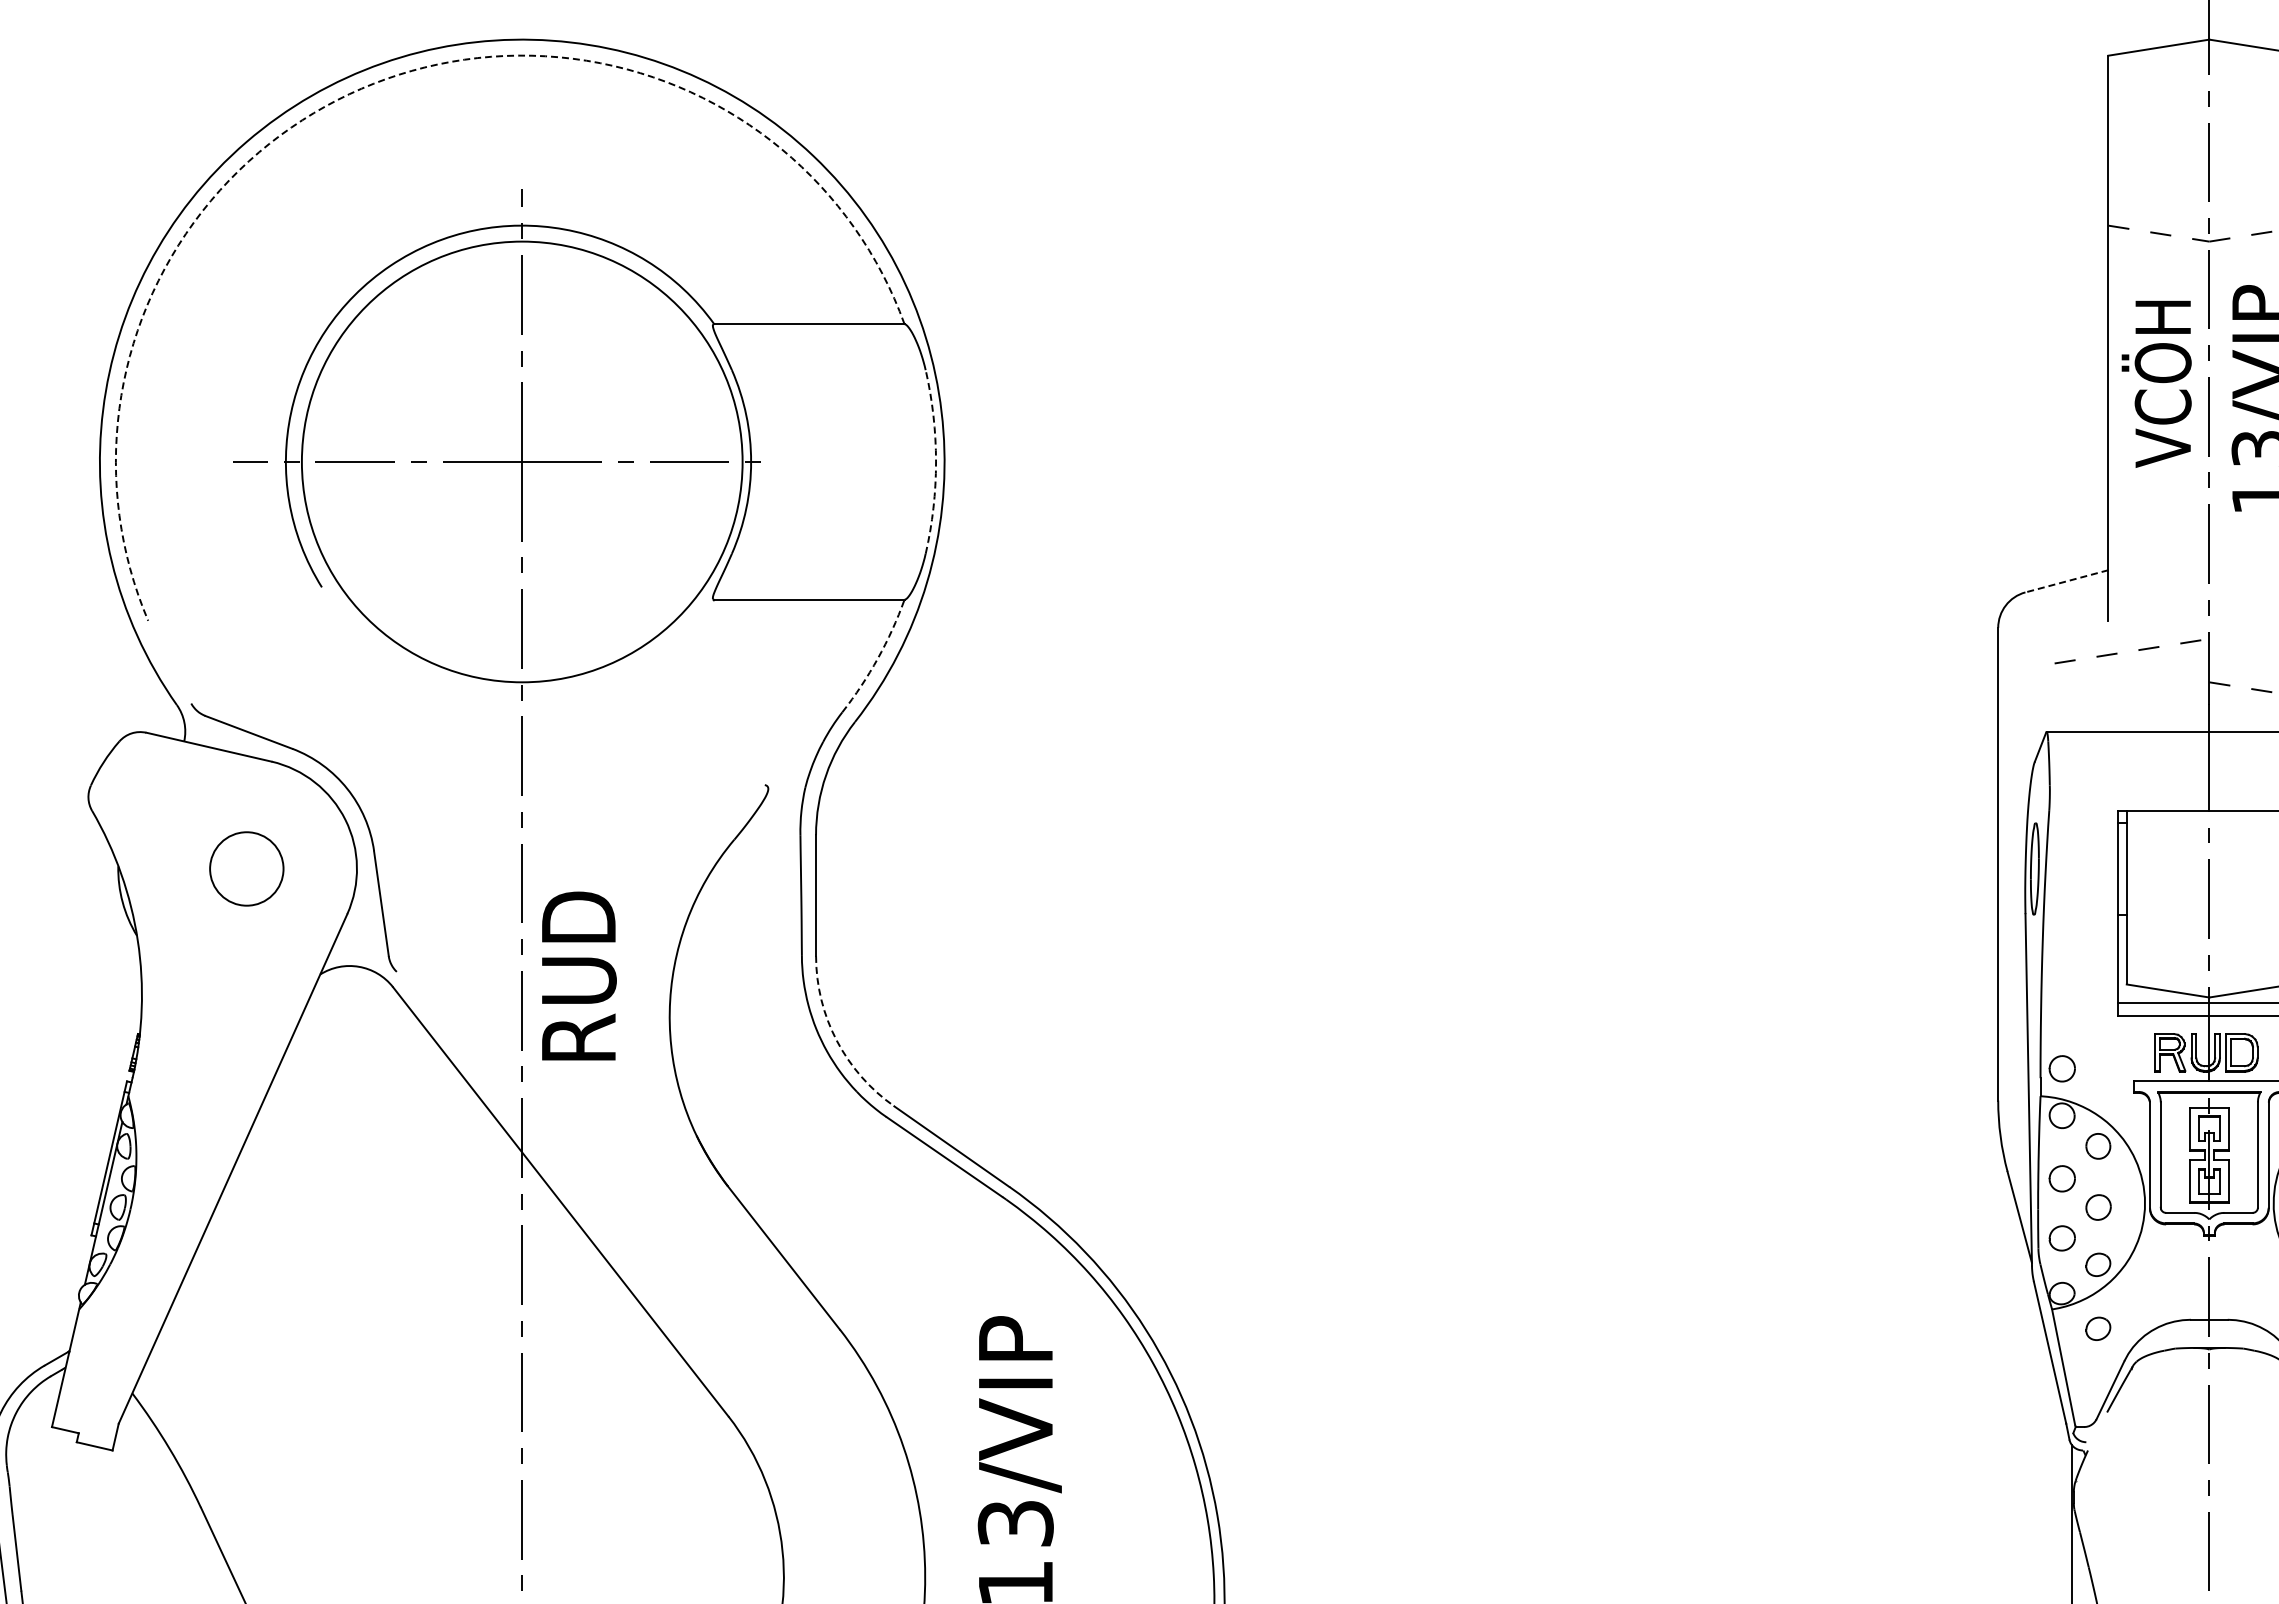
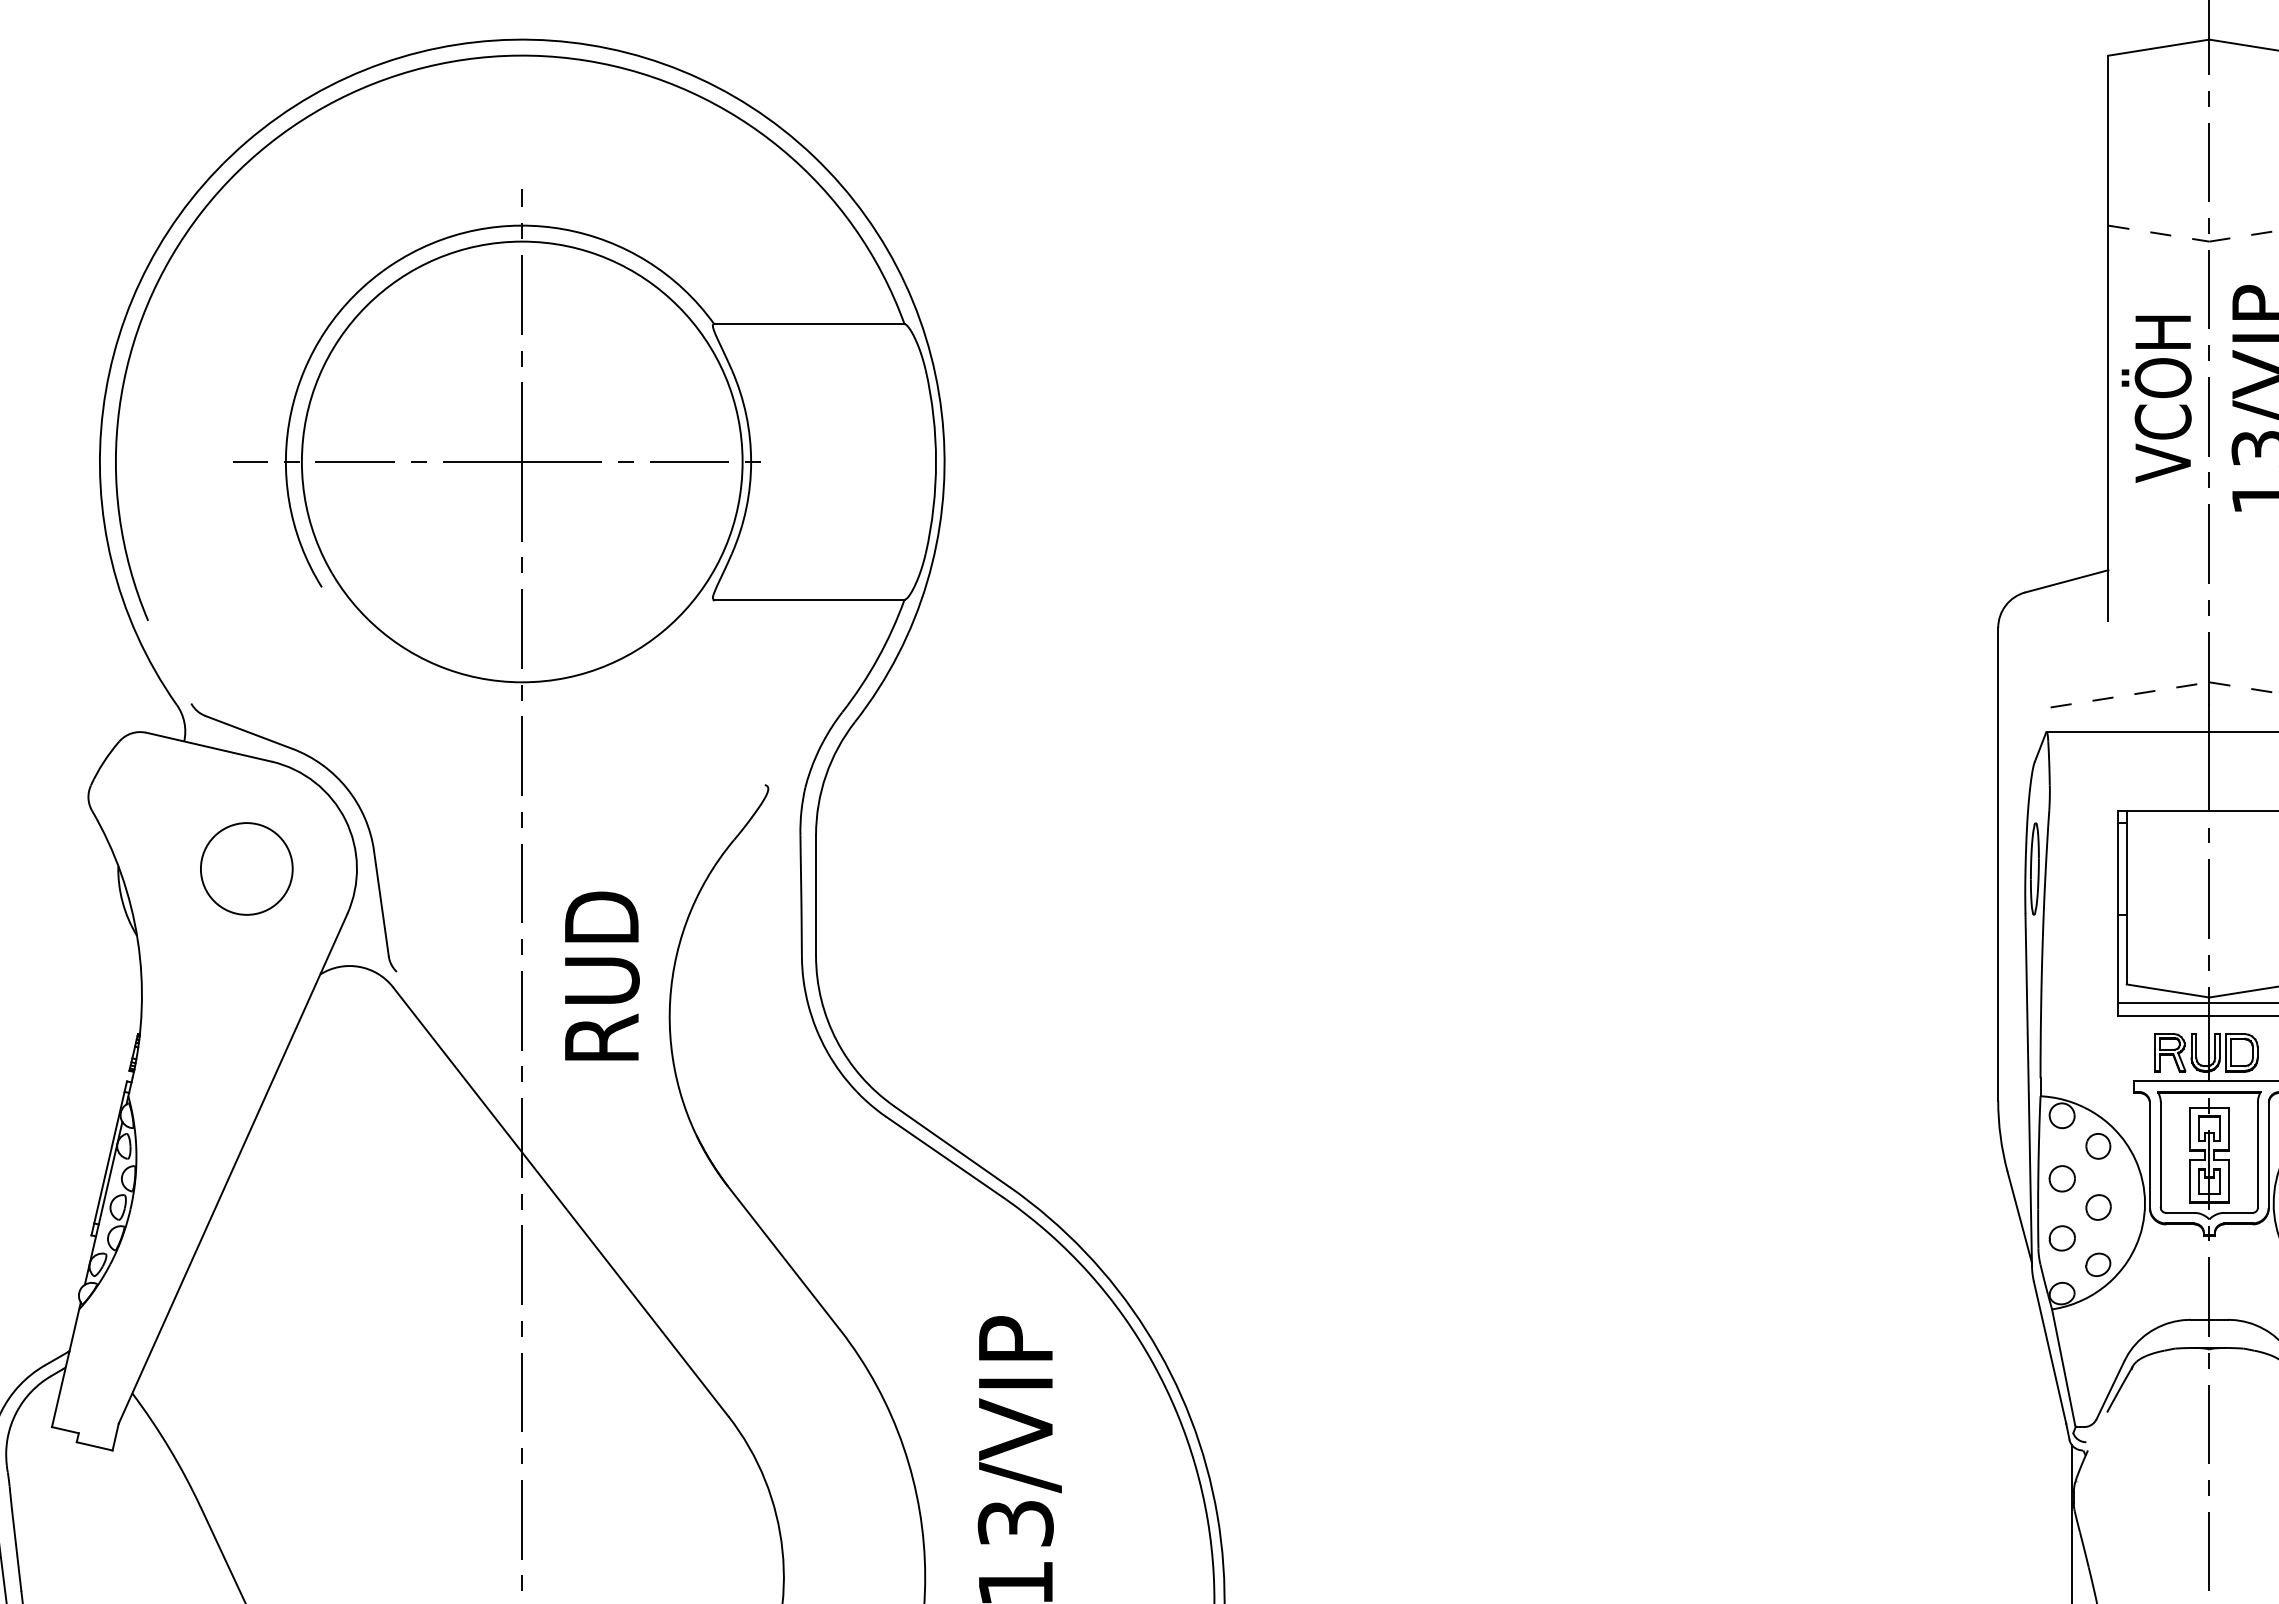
arc: dashed -> solid (373, 83)
text position: (2156, 383) -> (2156, 398) (2156, 398)
arc: dashed -> solid (936, 461)
line: dashed -> solid (2066, 581)
line position: (2117, 652) -> (2113, 696) (2113, 696)
arc: dashed -> solid (877, 658)
circle diameter: 73 px -> 92 px (246, 868)
text position: (579, 975) -> (602, 975) (602, 975)
arc: dashed -> solid (836, 1040)
part: present -> none (2061, 1068)
part: present -> none (2098, 1328)
